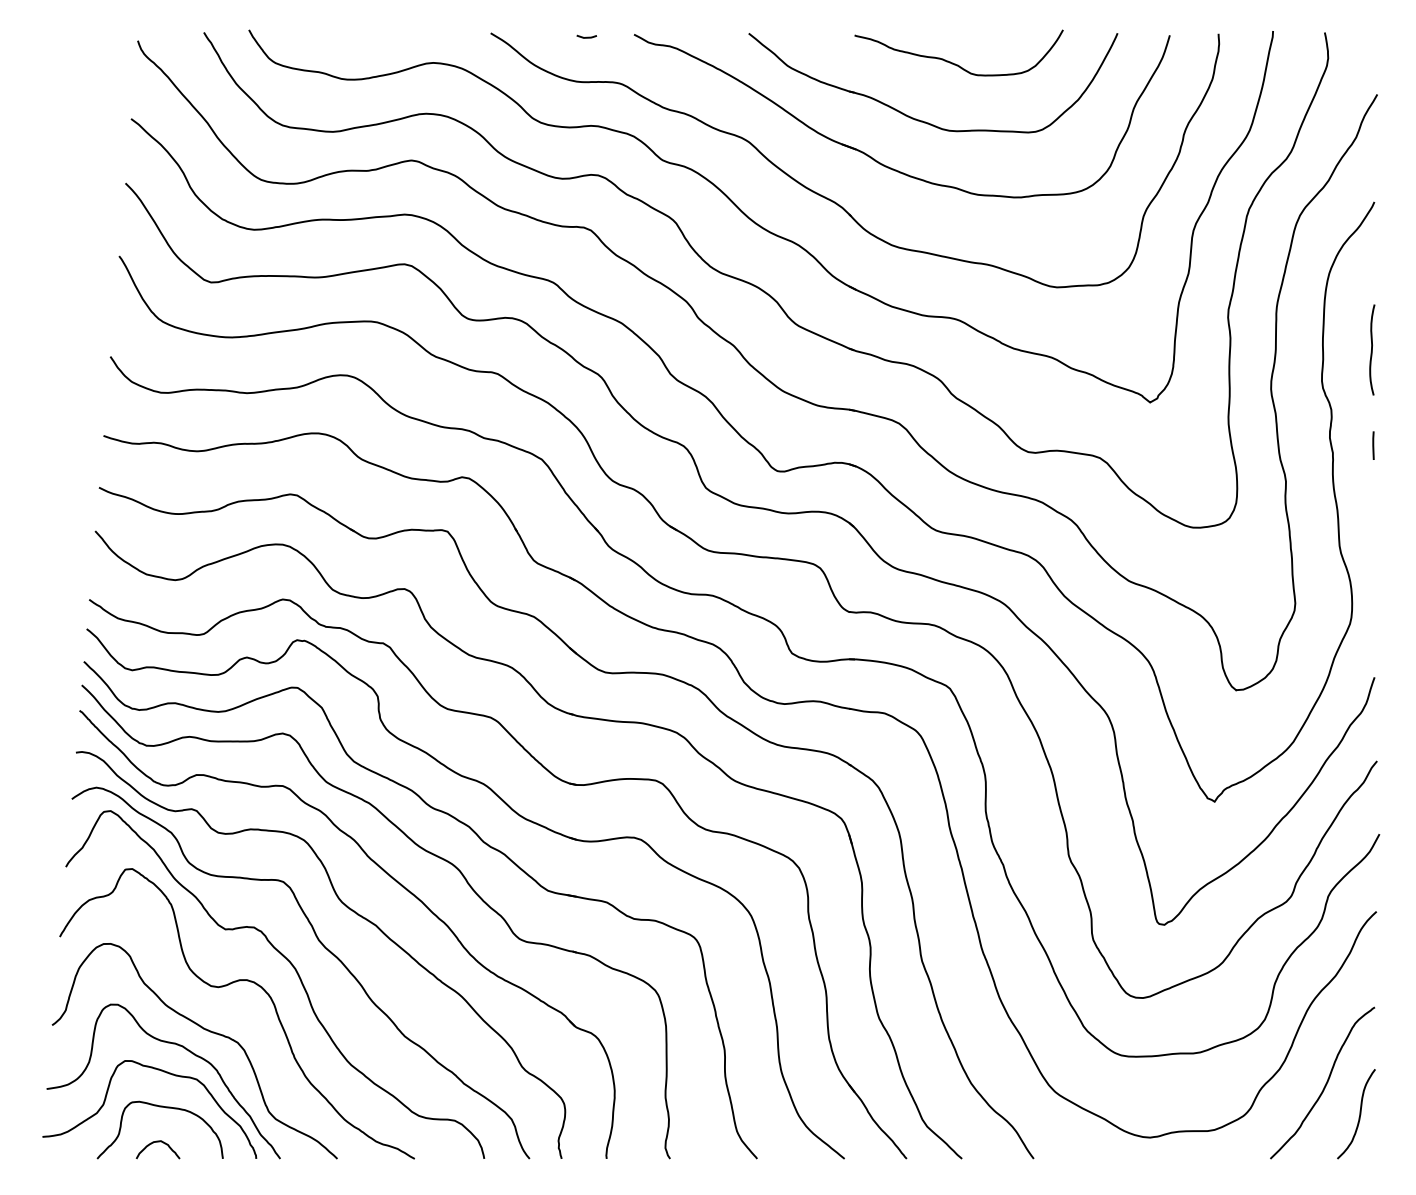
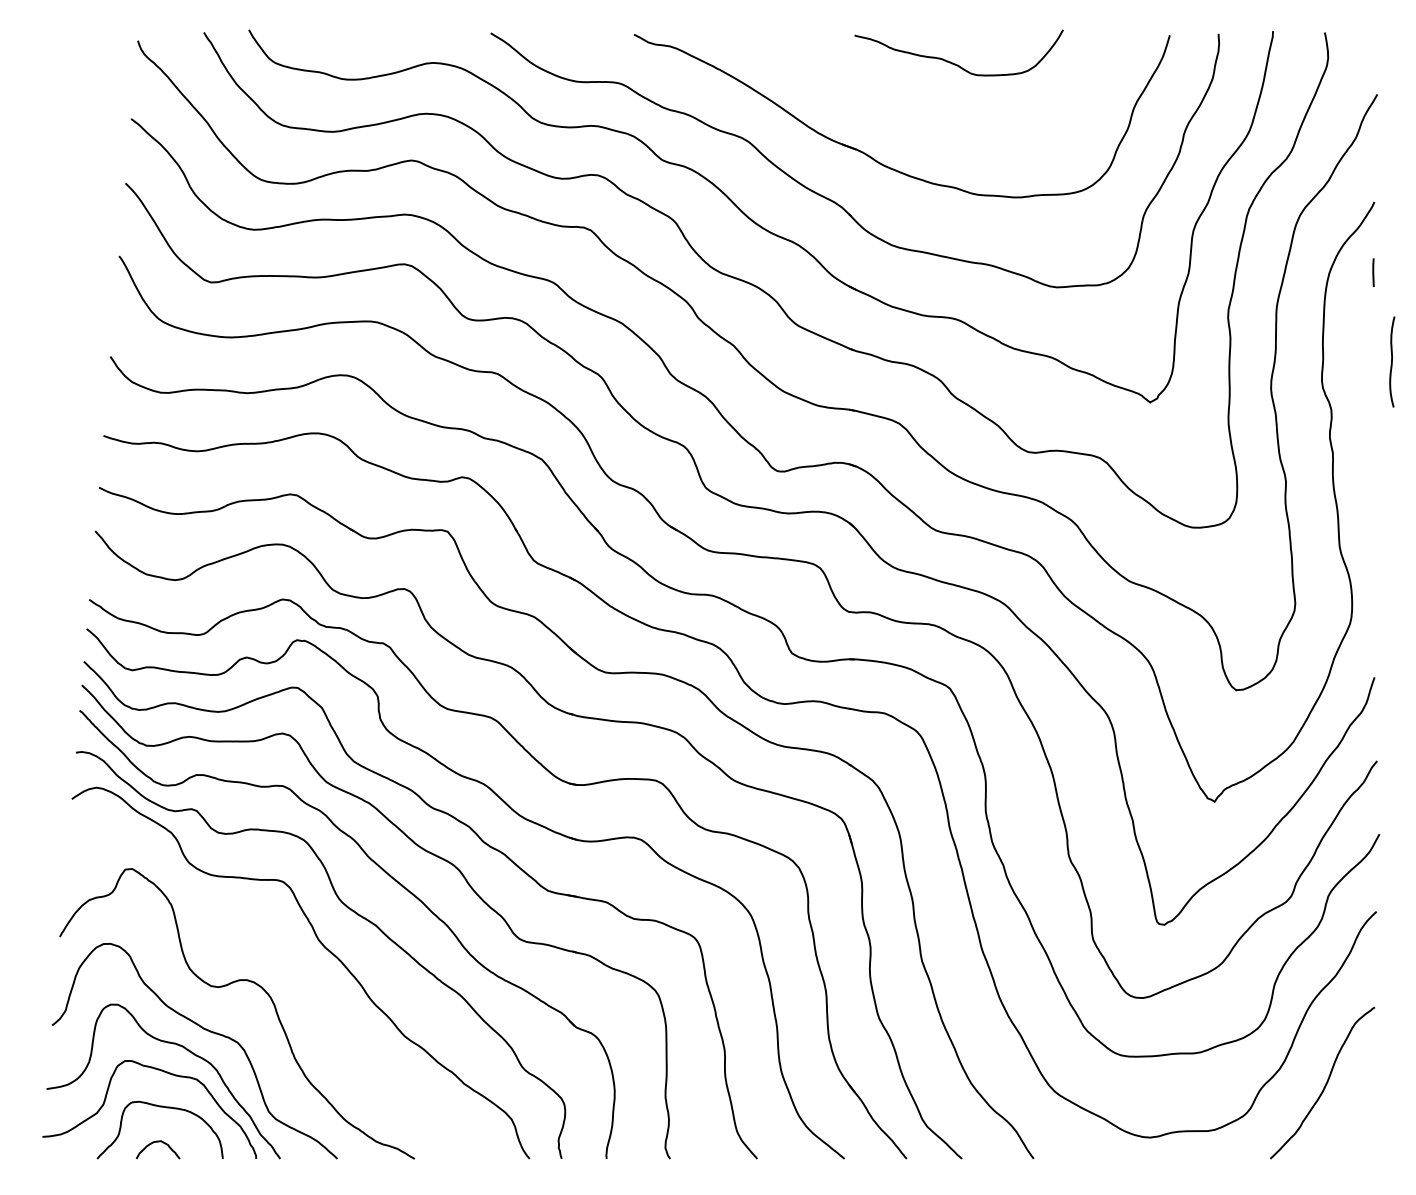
curve: present -> none (586, 36)
part: present -> none (922, 120)
curve position: (1372, 349) -> (1392, 361) (1392, 361)
line position: (1373, 445) -> (1373, 272) (1373, 272)
curve: present -> none (296, 973)
curve: present -> none (1359, 1114)
